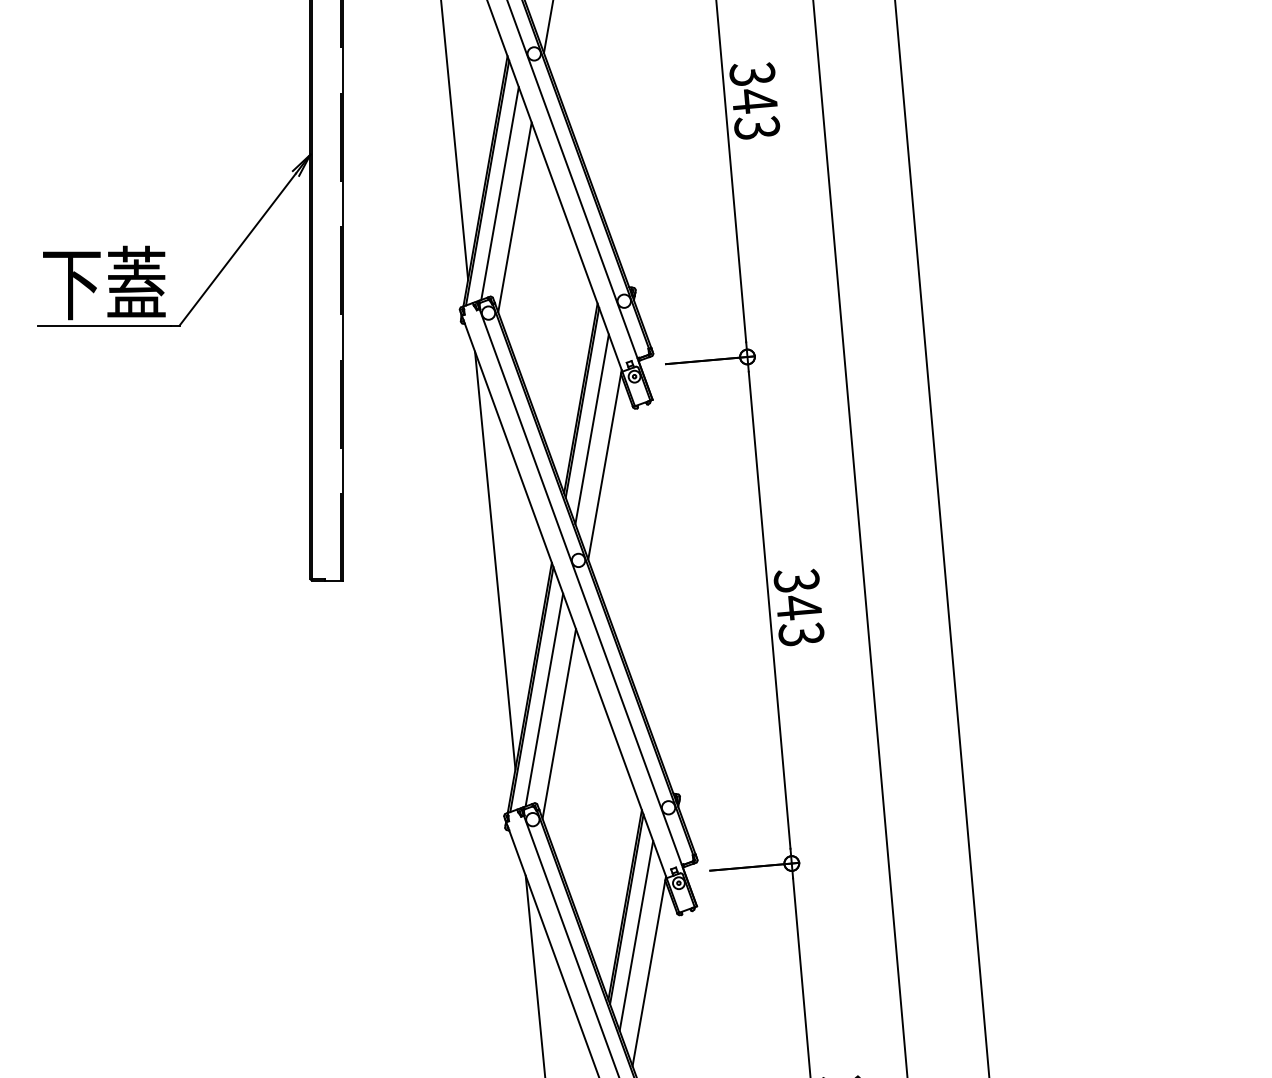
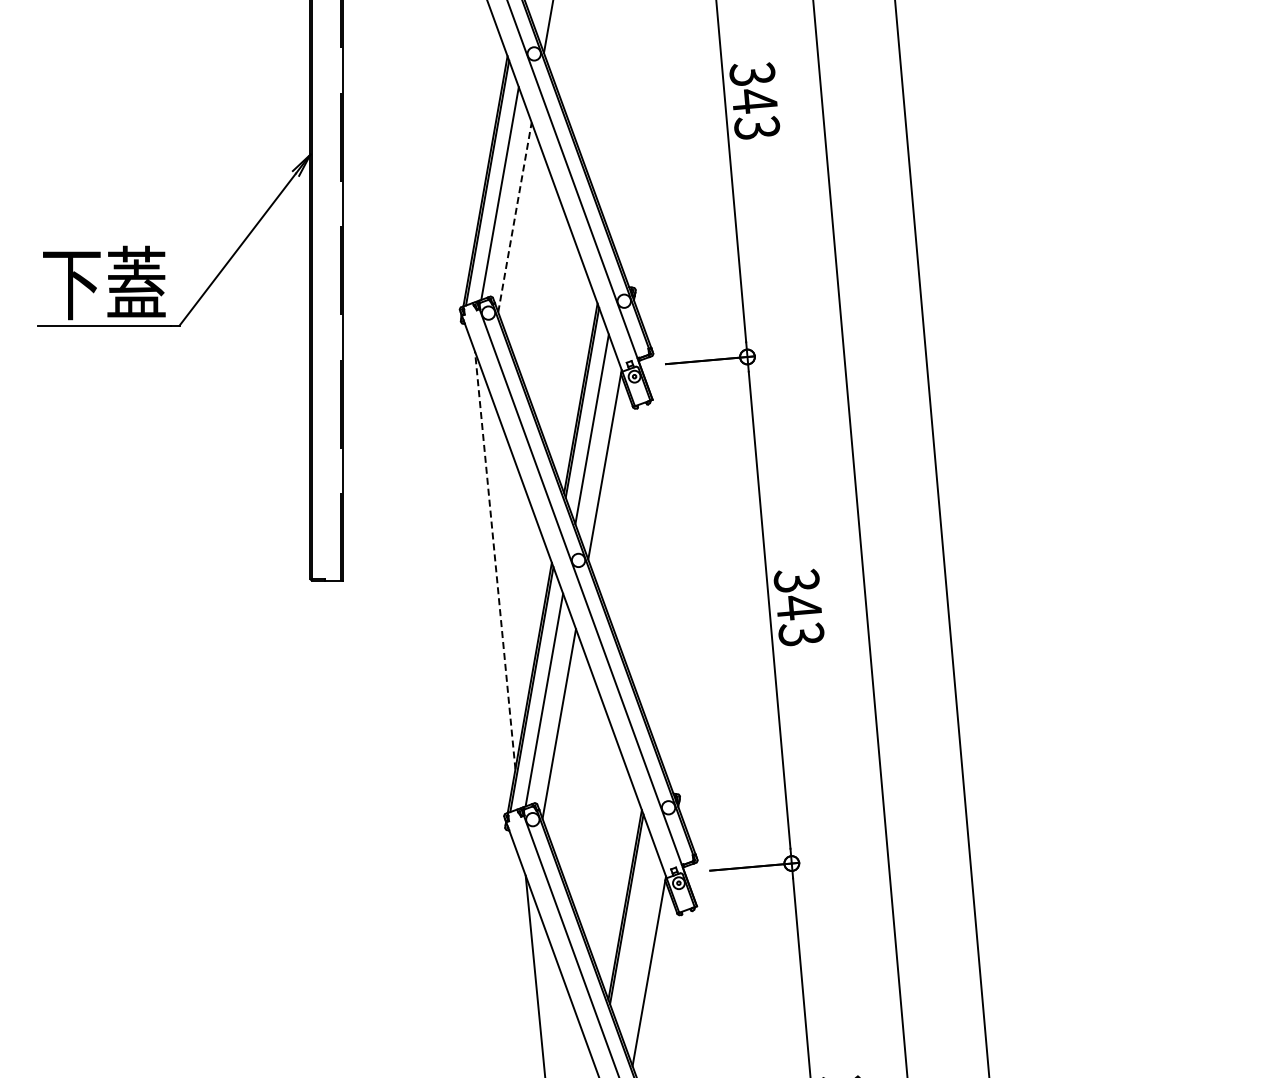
line: present -> none (454, 140)
line: solid -> dashed (515, 216)
line: solid -> dashed (495, 560)
line: present -> none (636, 935)
